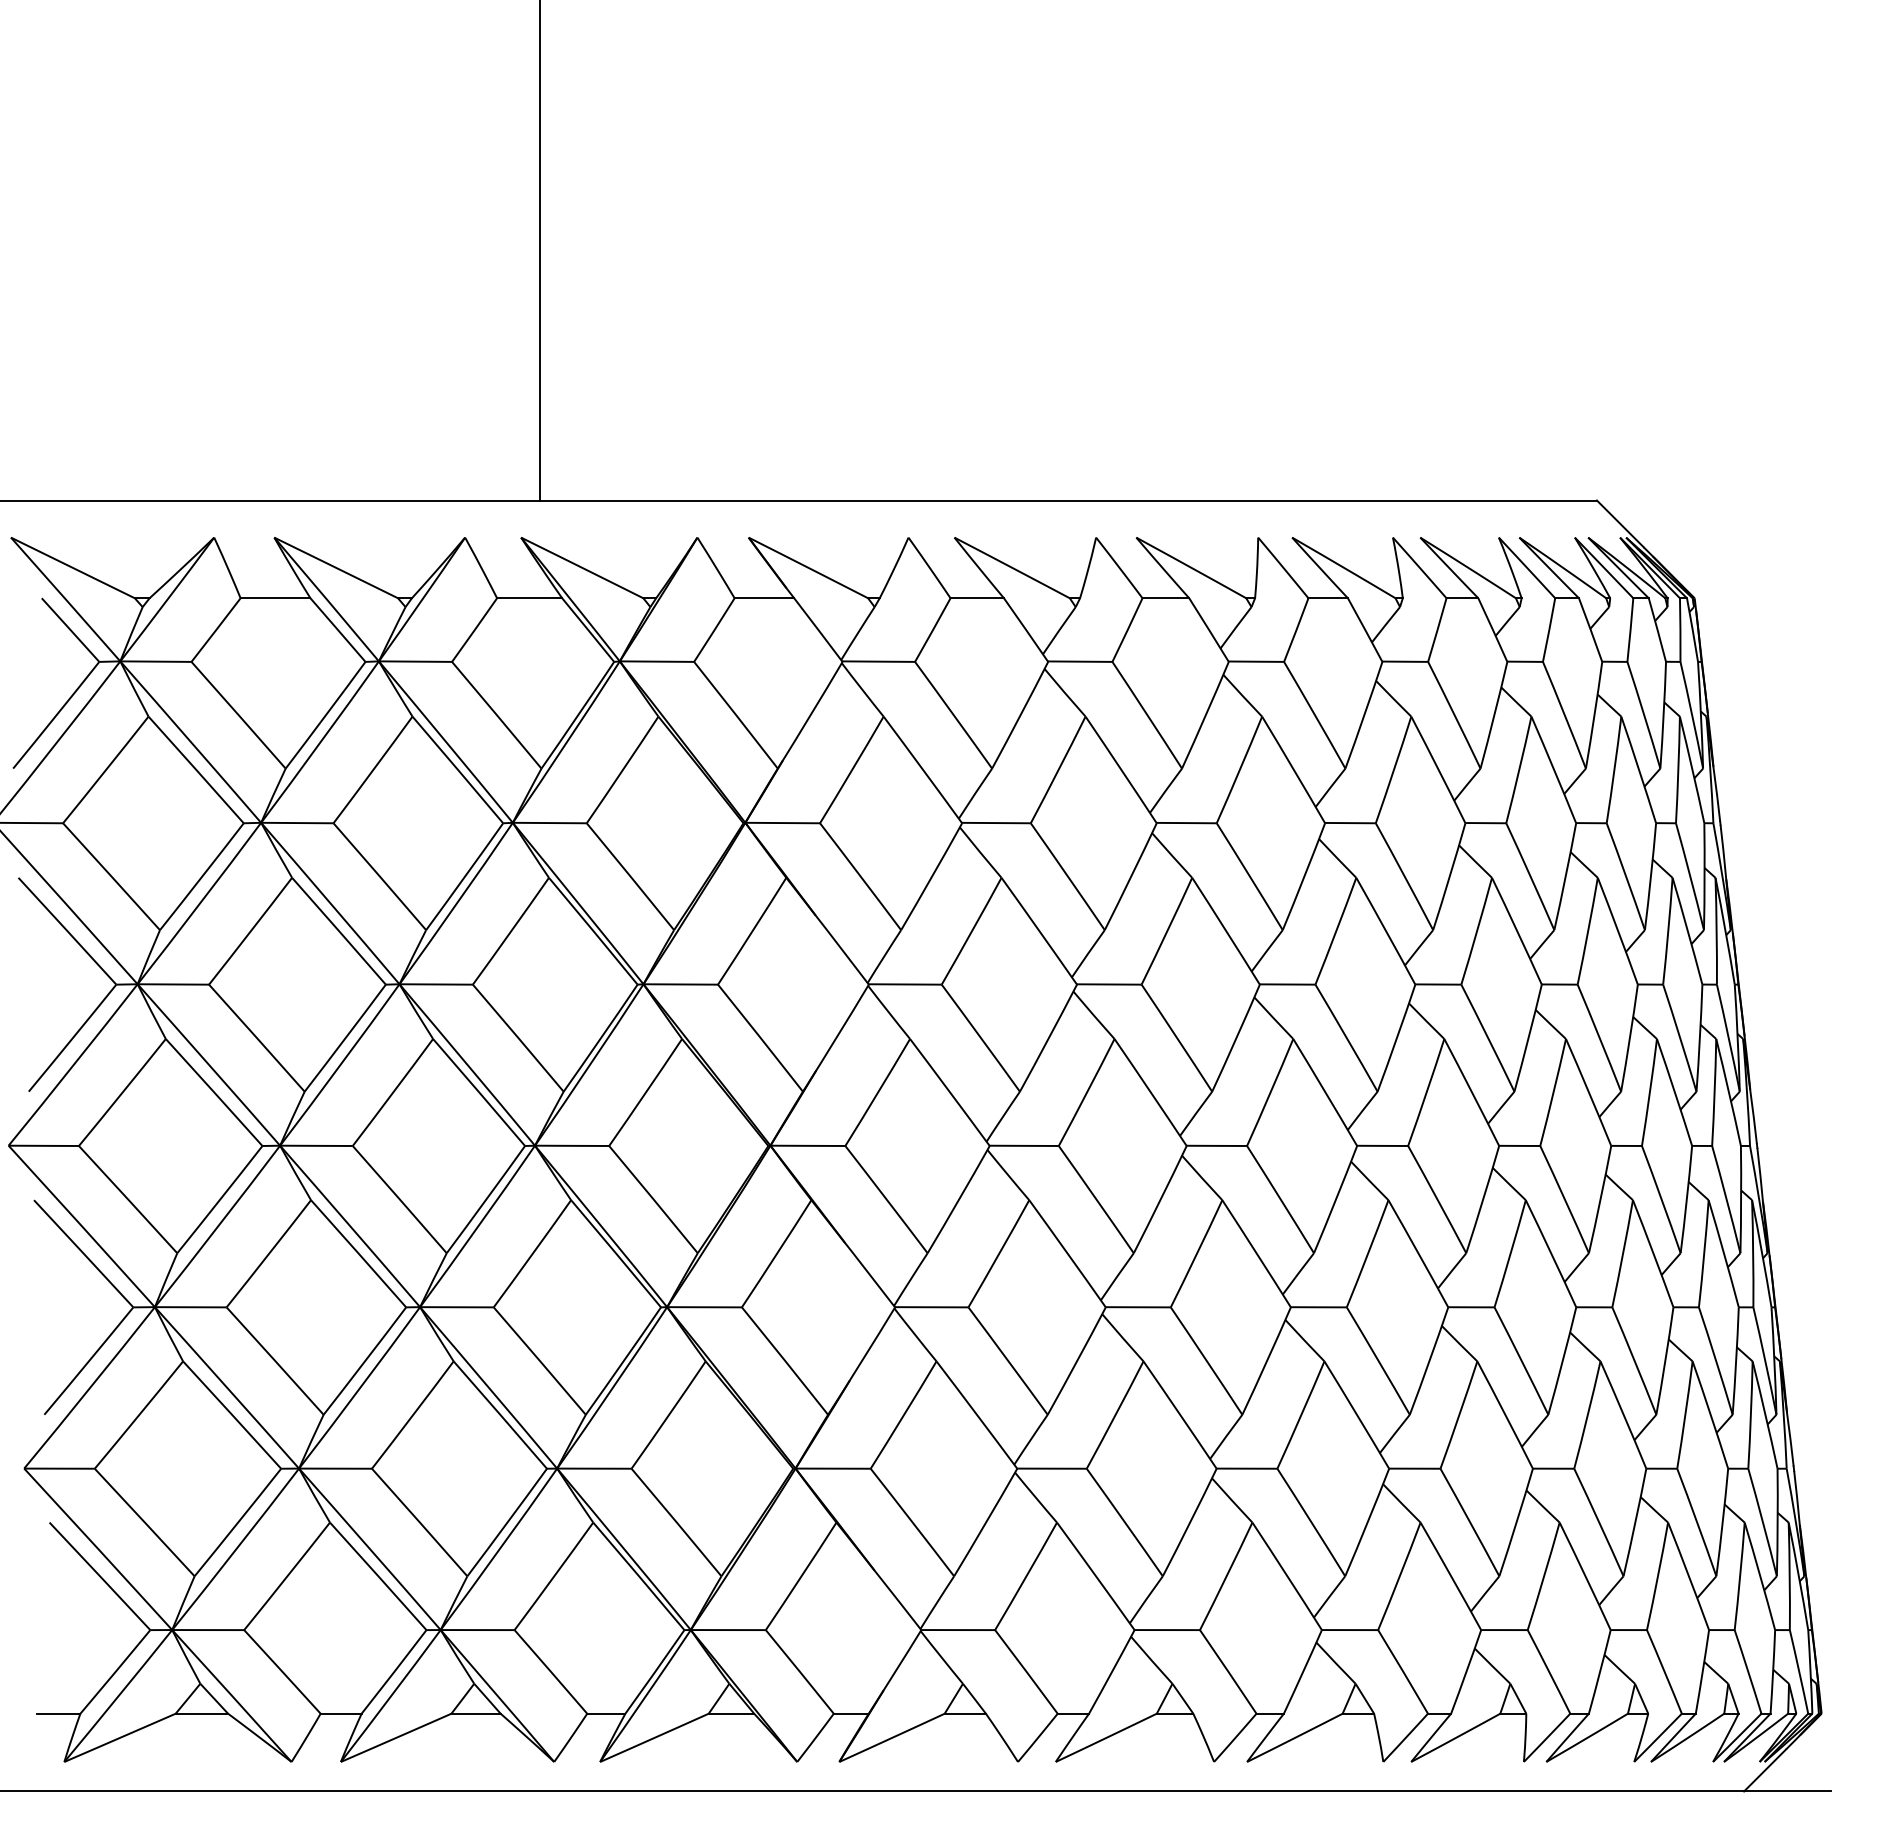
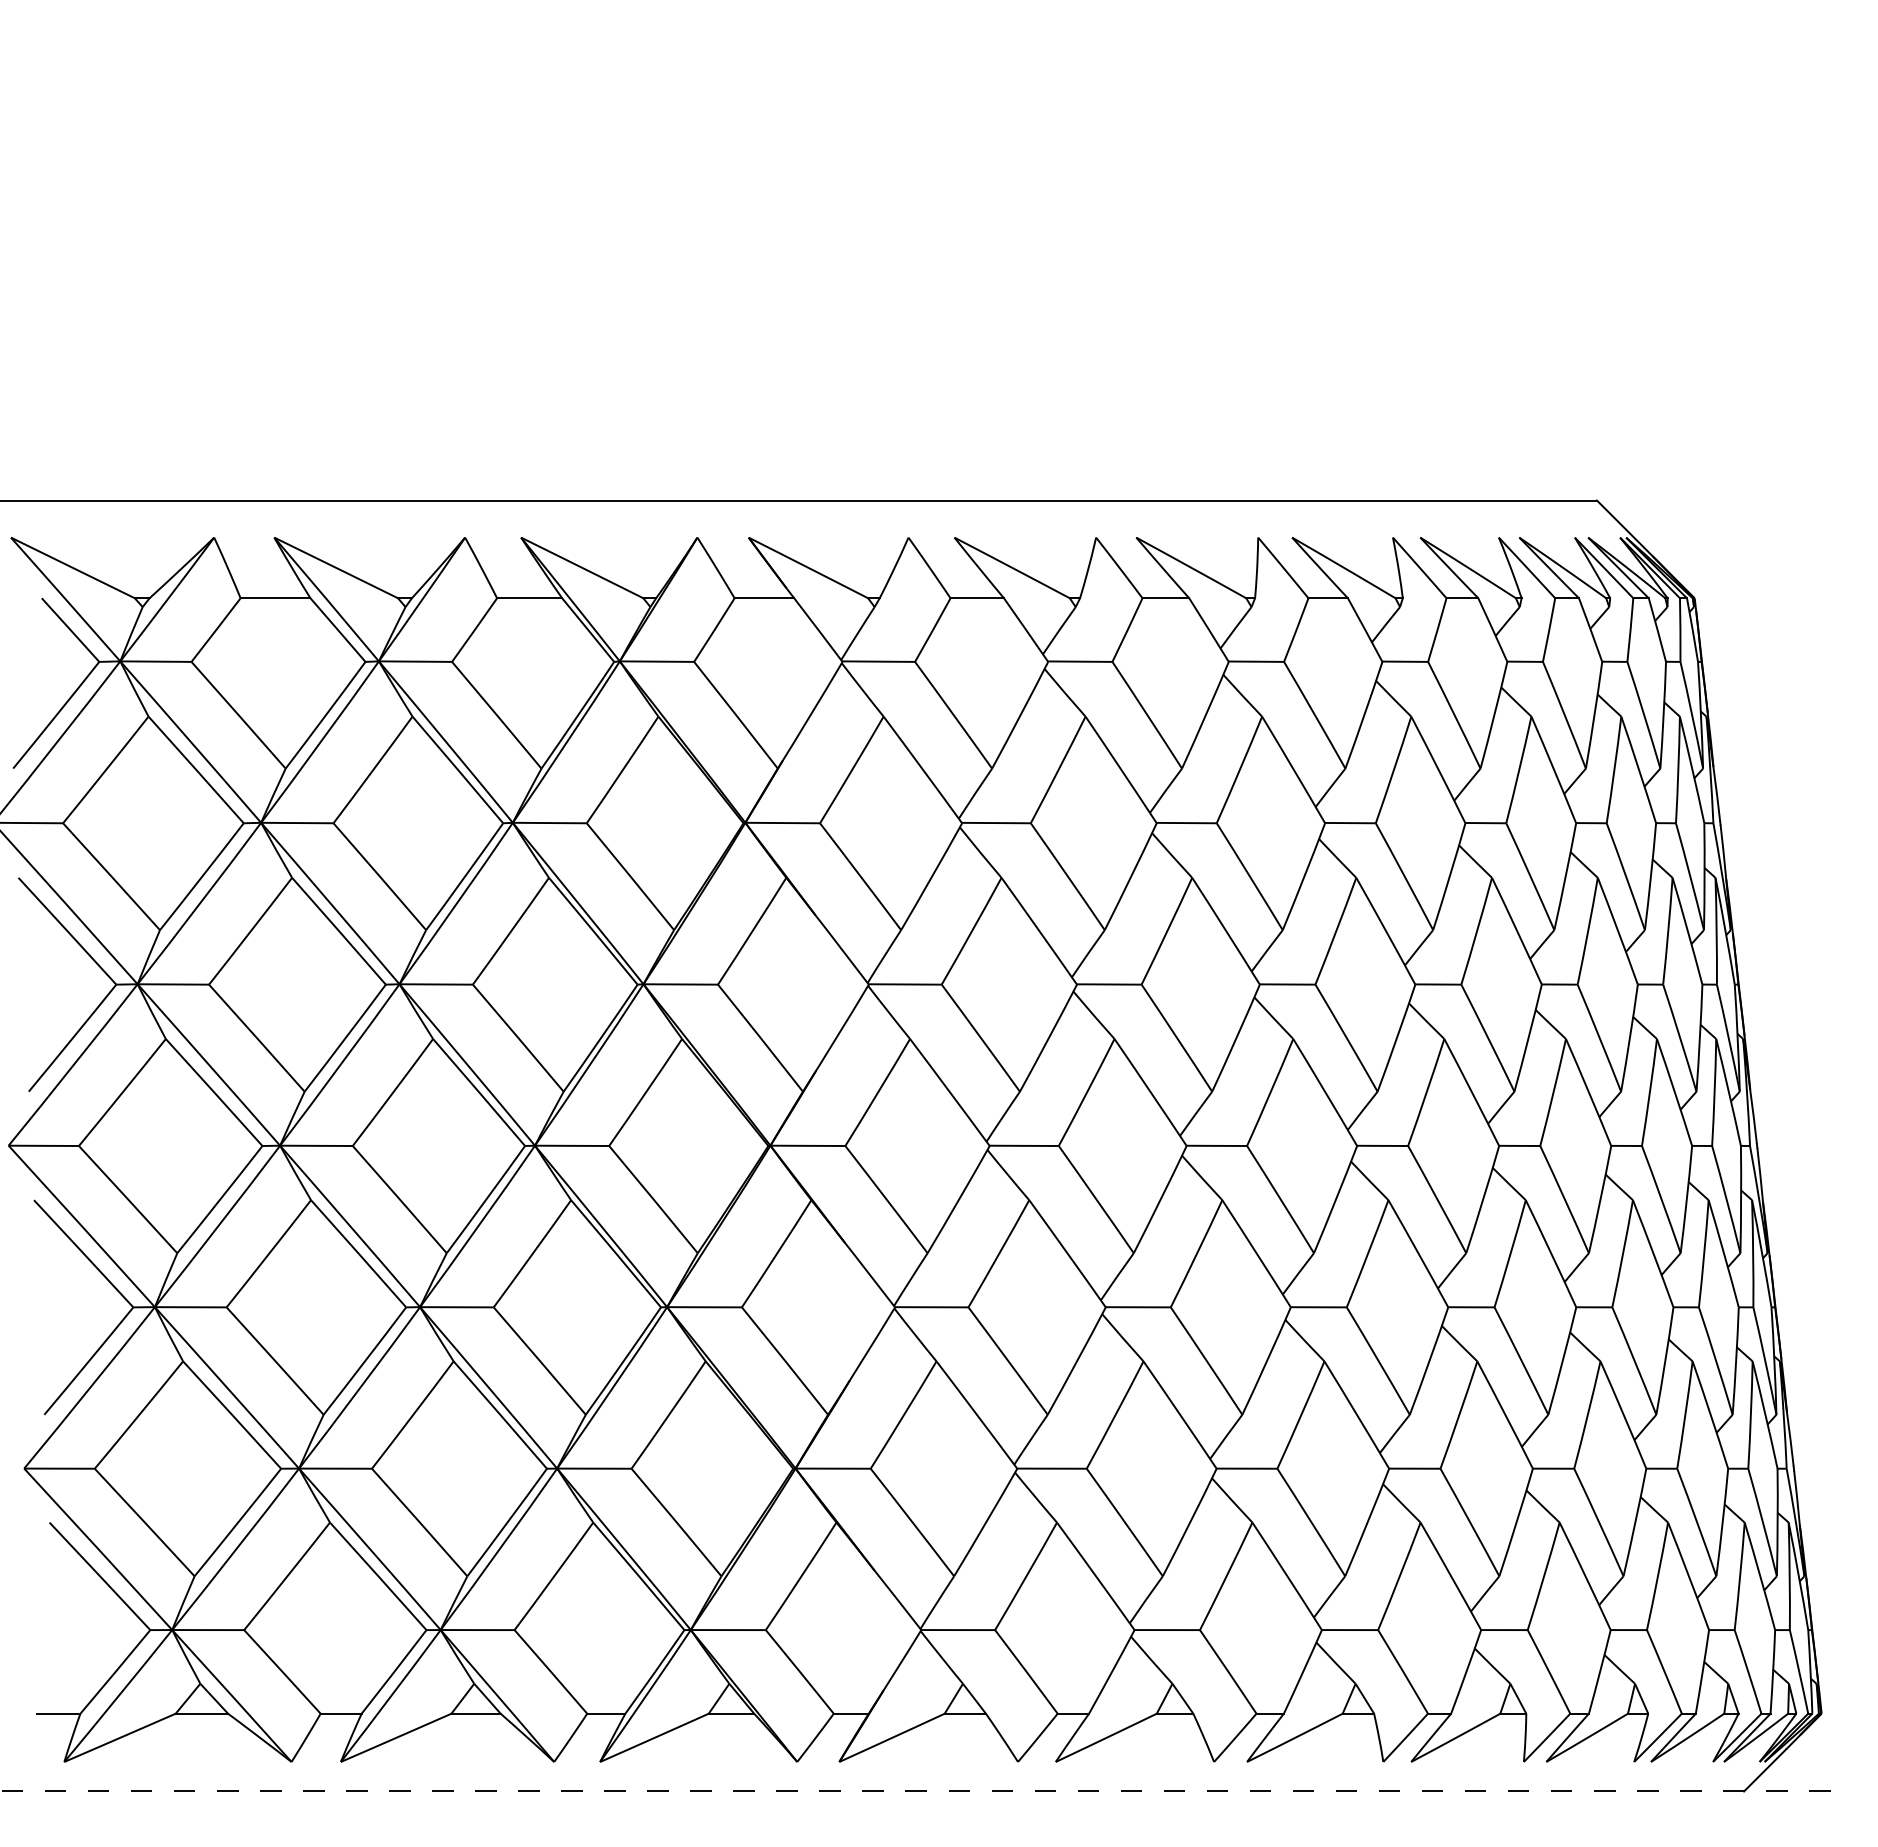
line: present -> none (539, 251)
line: solid -> dashed (915, 1791)
